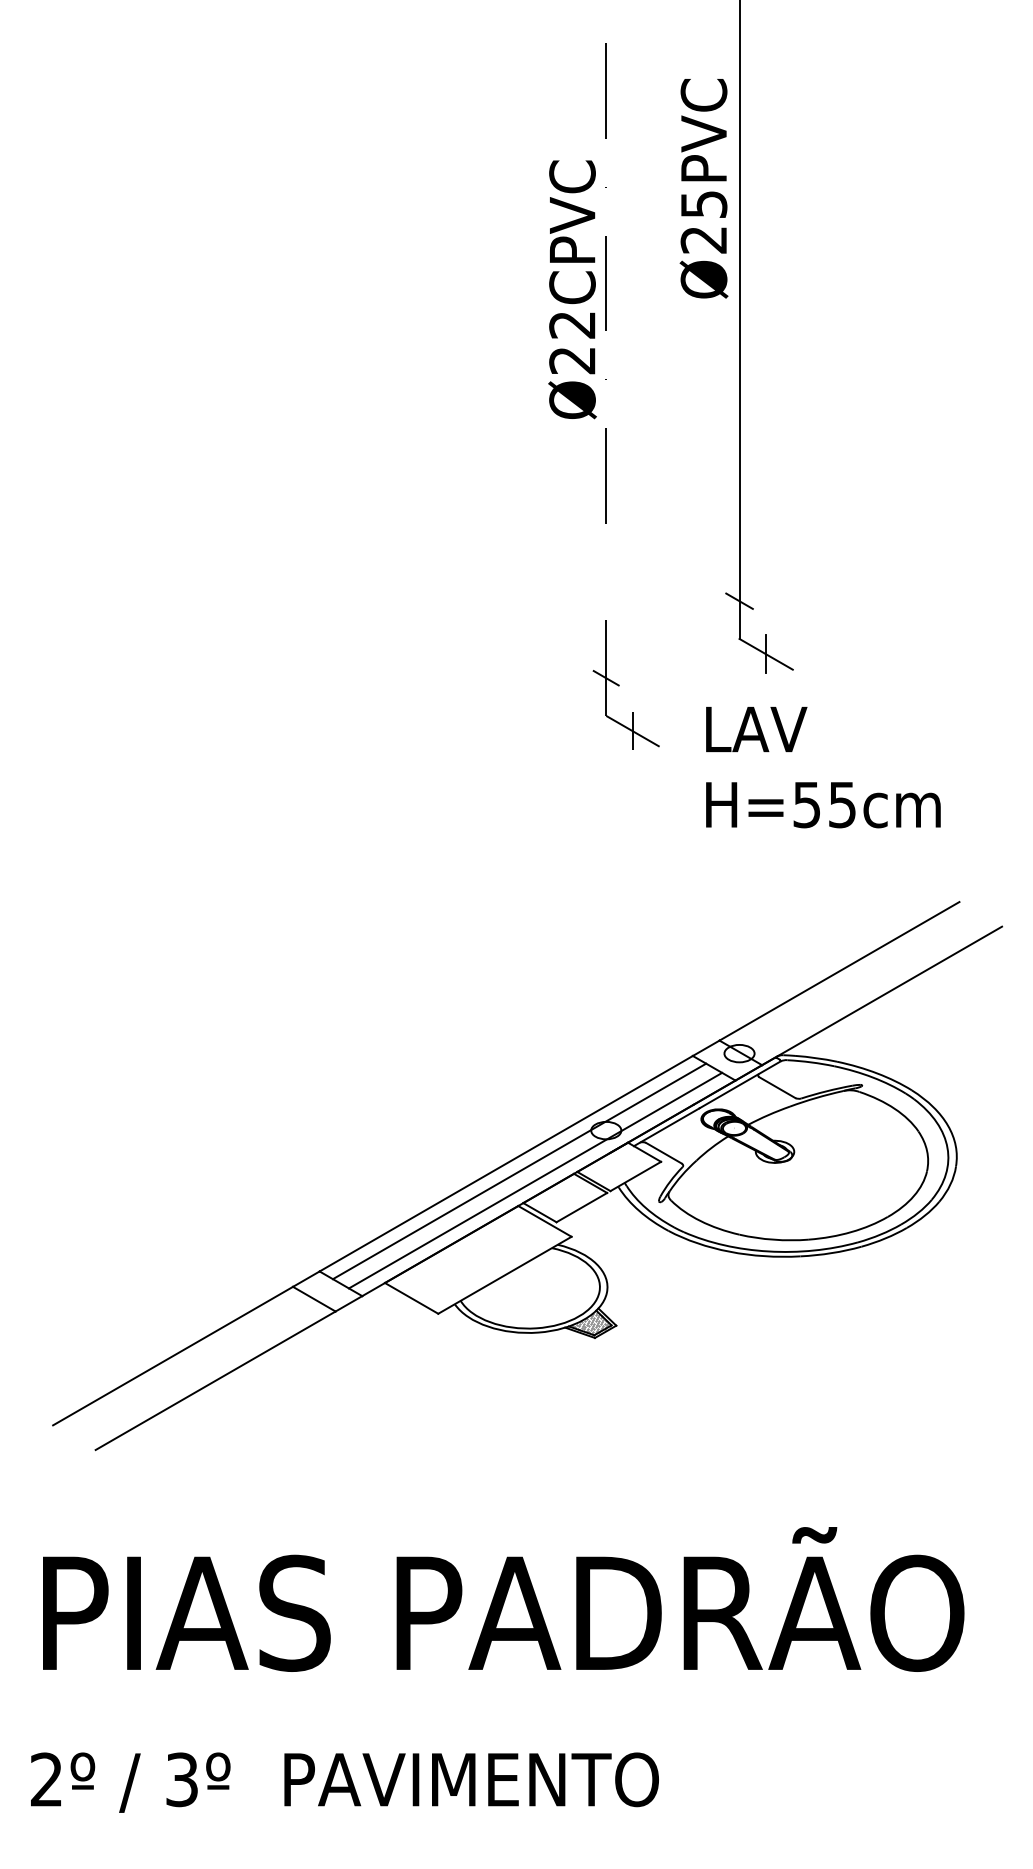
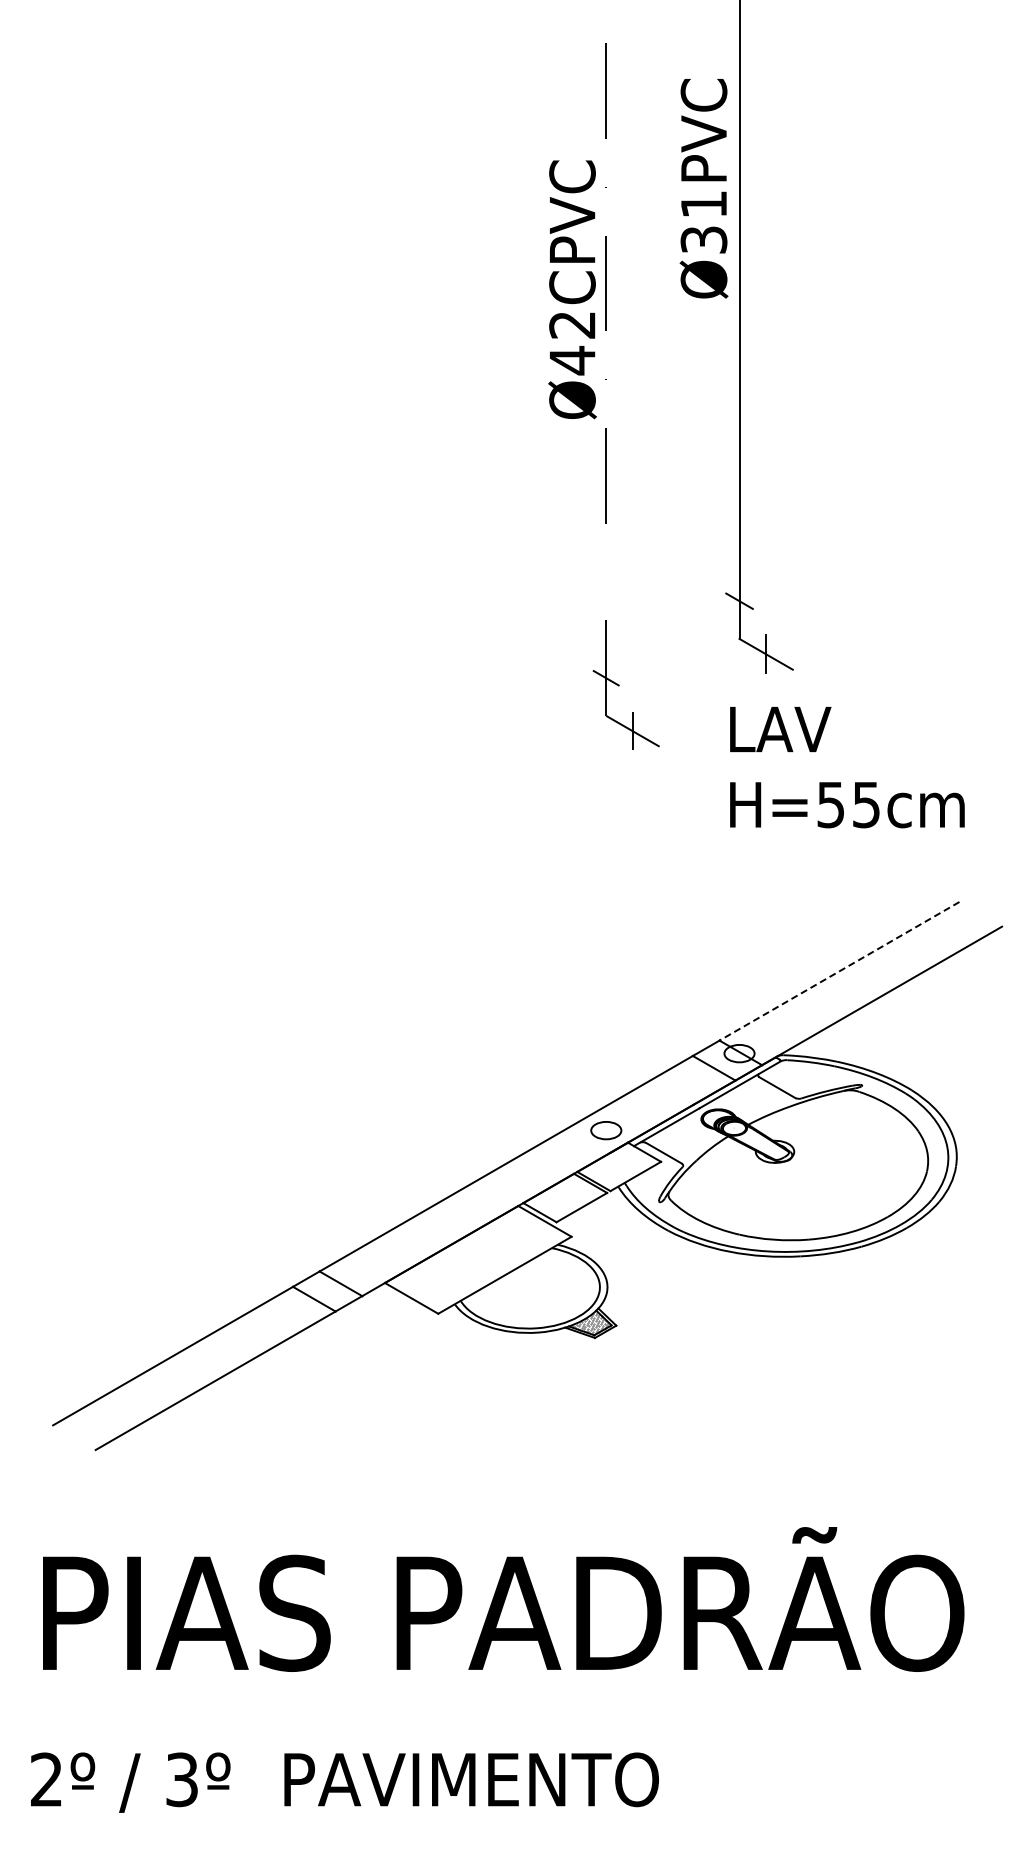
text: Ø25PVC -> Ø31PVC (703, 222)
text: Ø22CPVC -> Ø42CPVC (572, 360)
text position: (823, 767) -> (847, 767) (847, 767)
line: solid -> dashed (839, 971)
line: present -> none (519, 1171)
line: present -> none (535, 1180)
